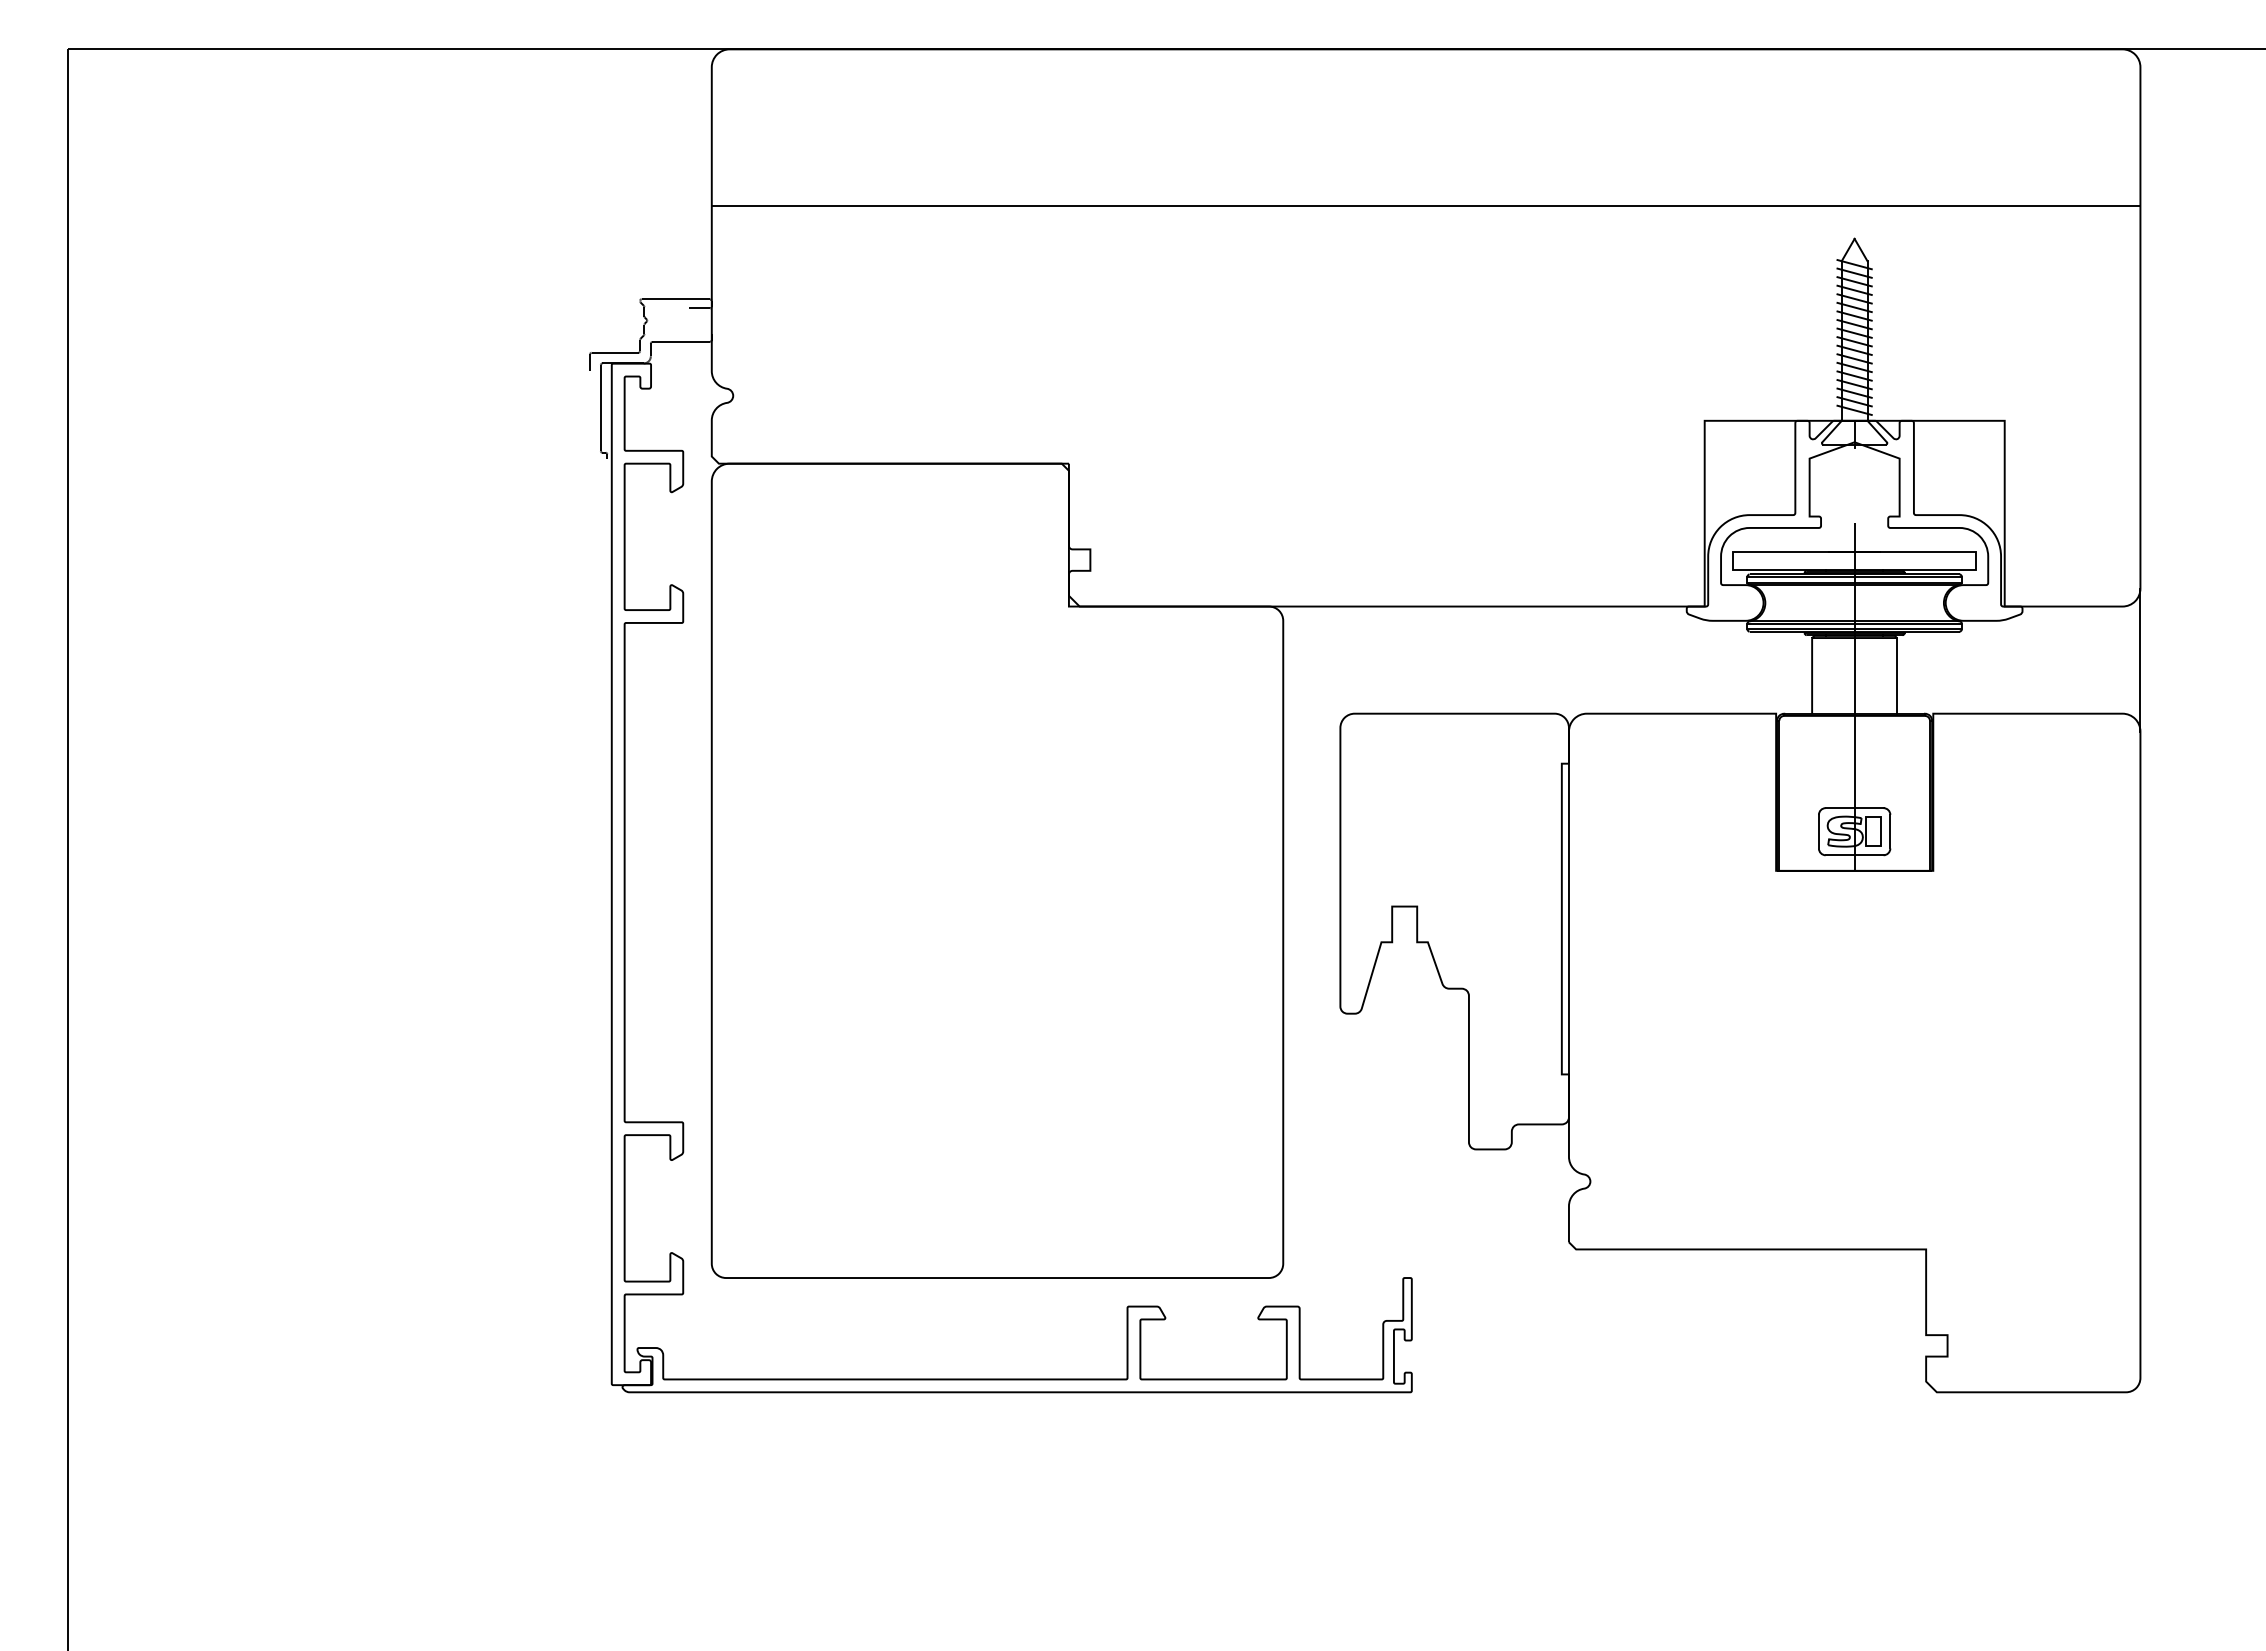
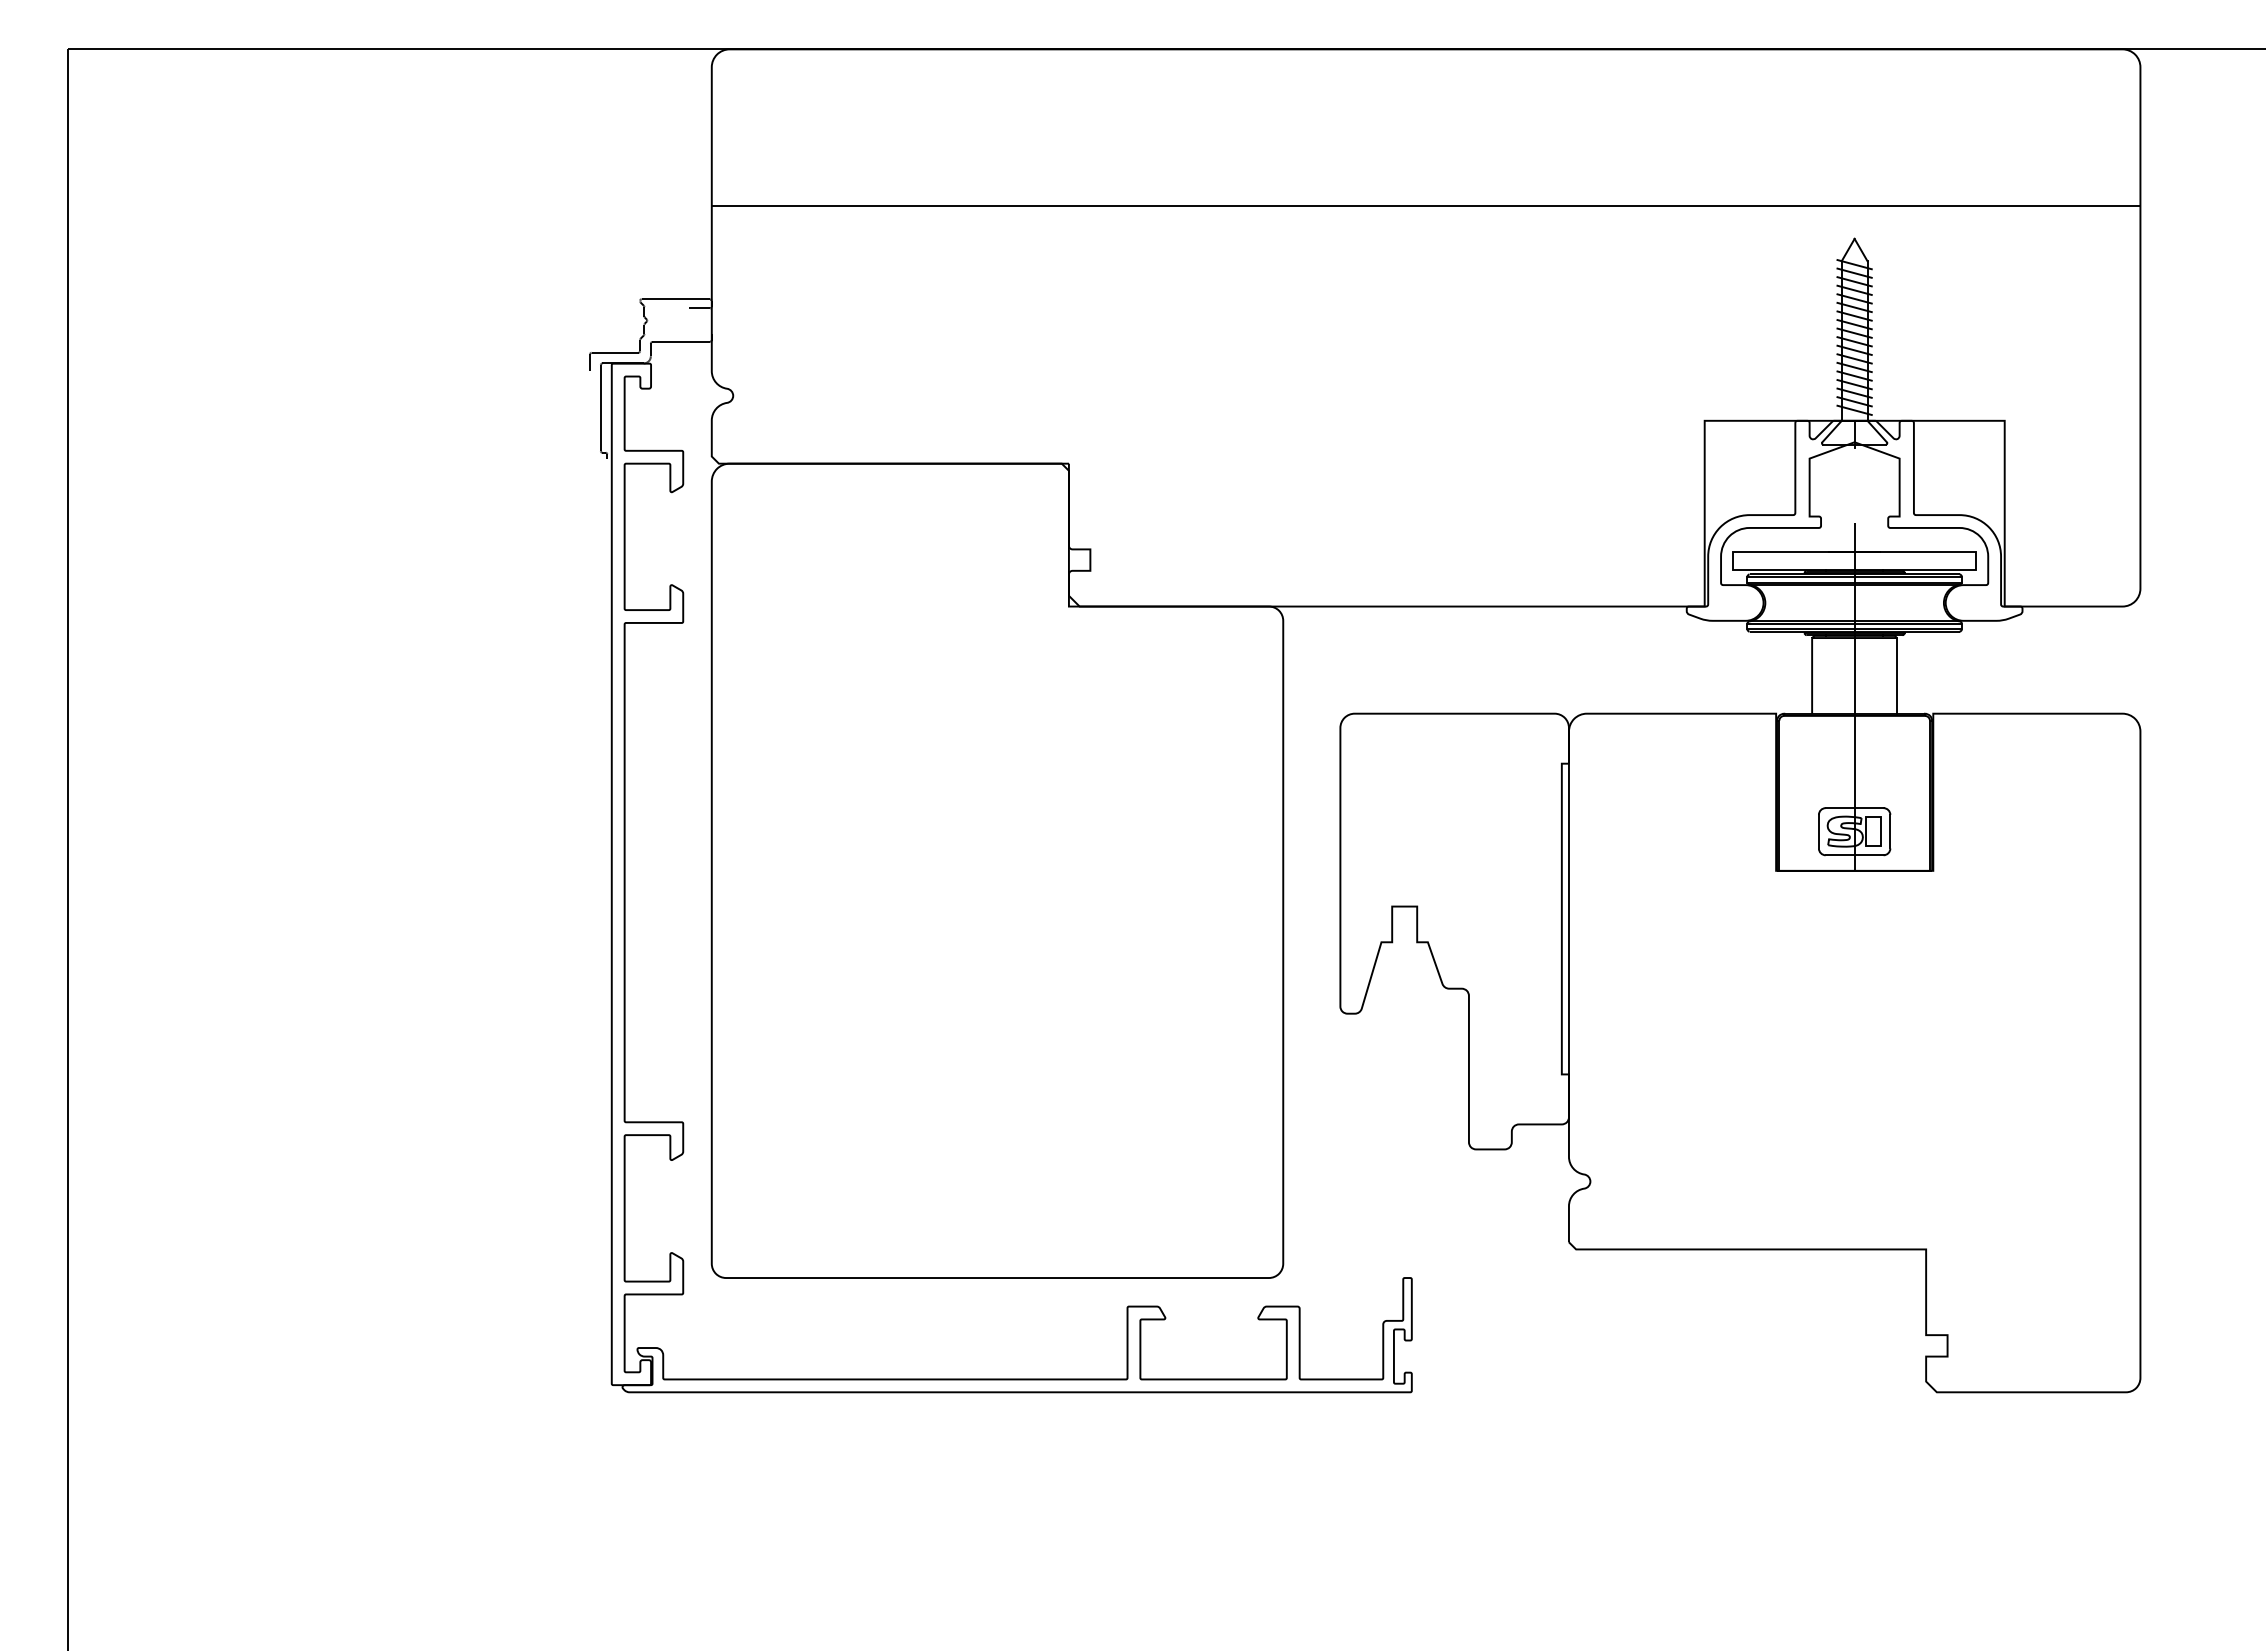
line: present -> none (2140, 659)
